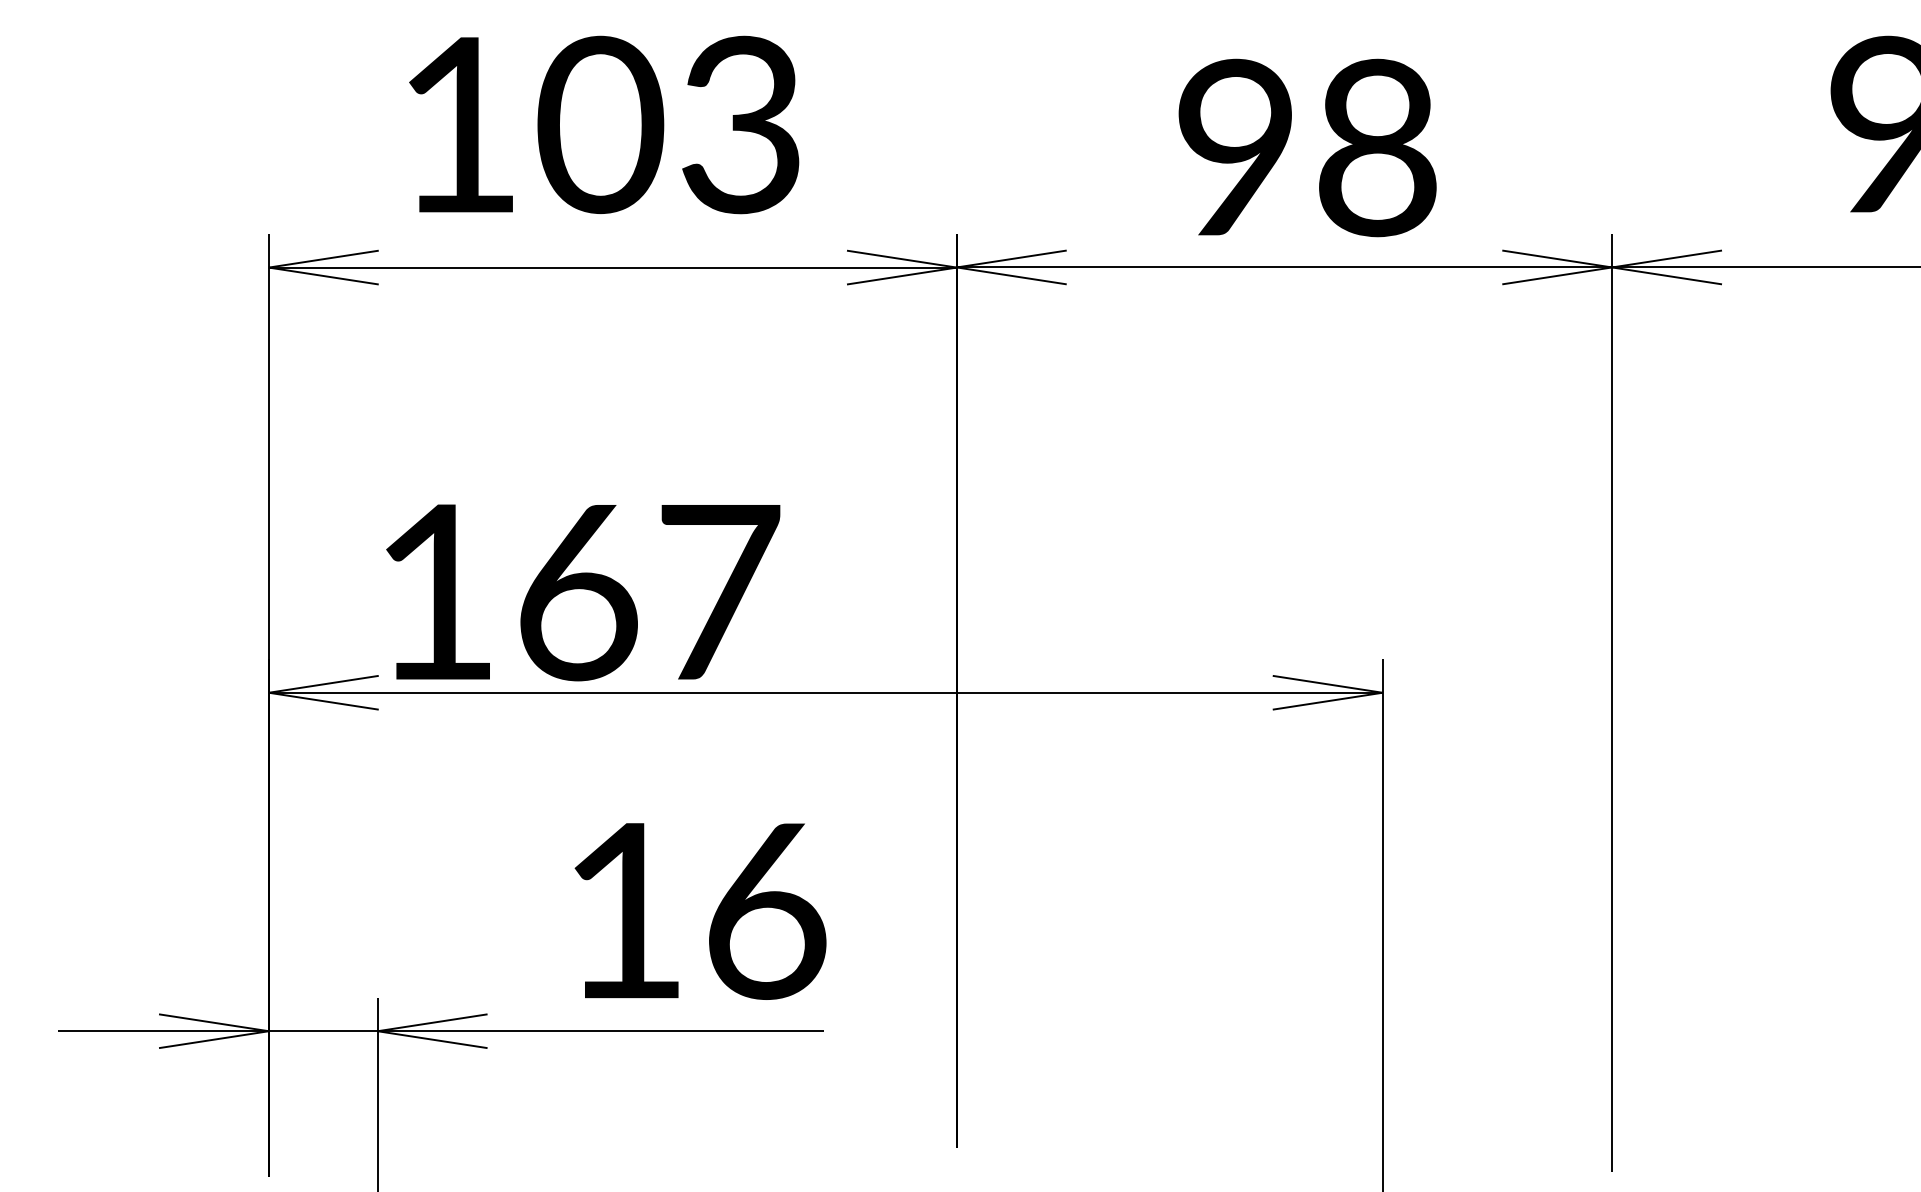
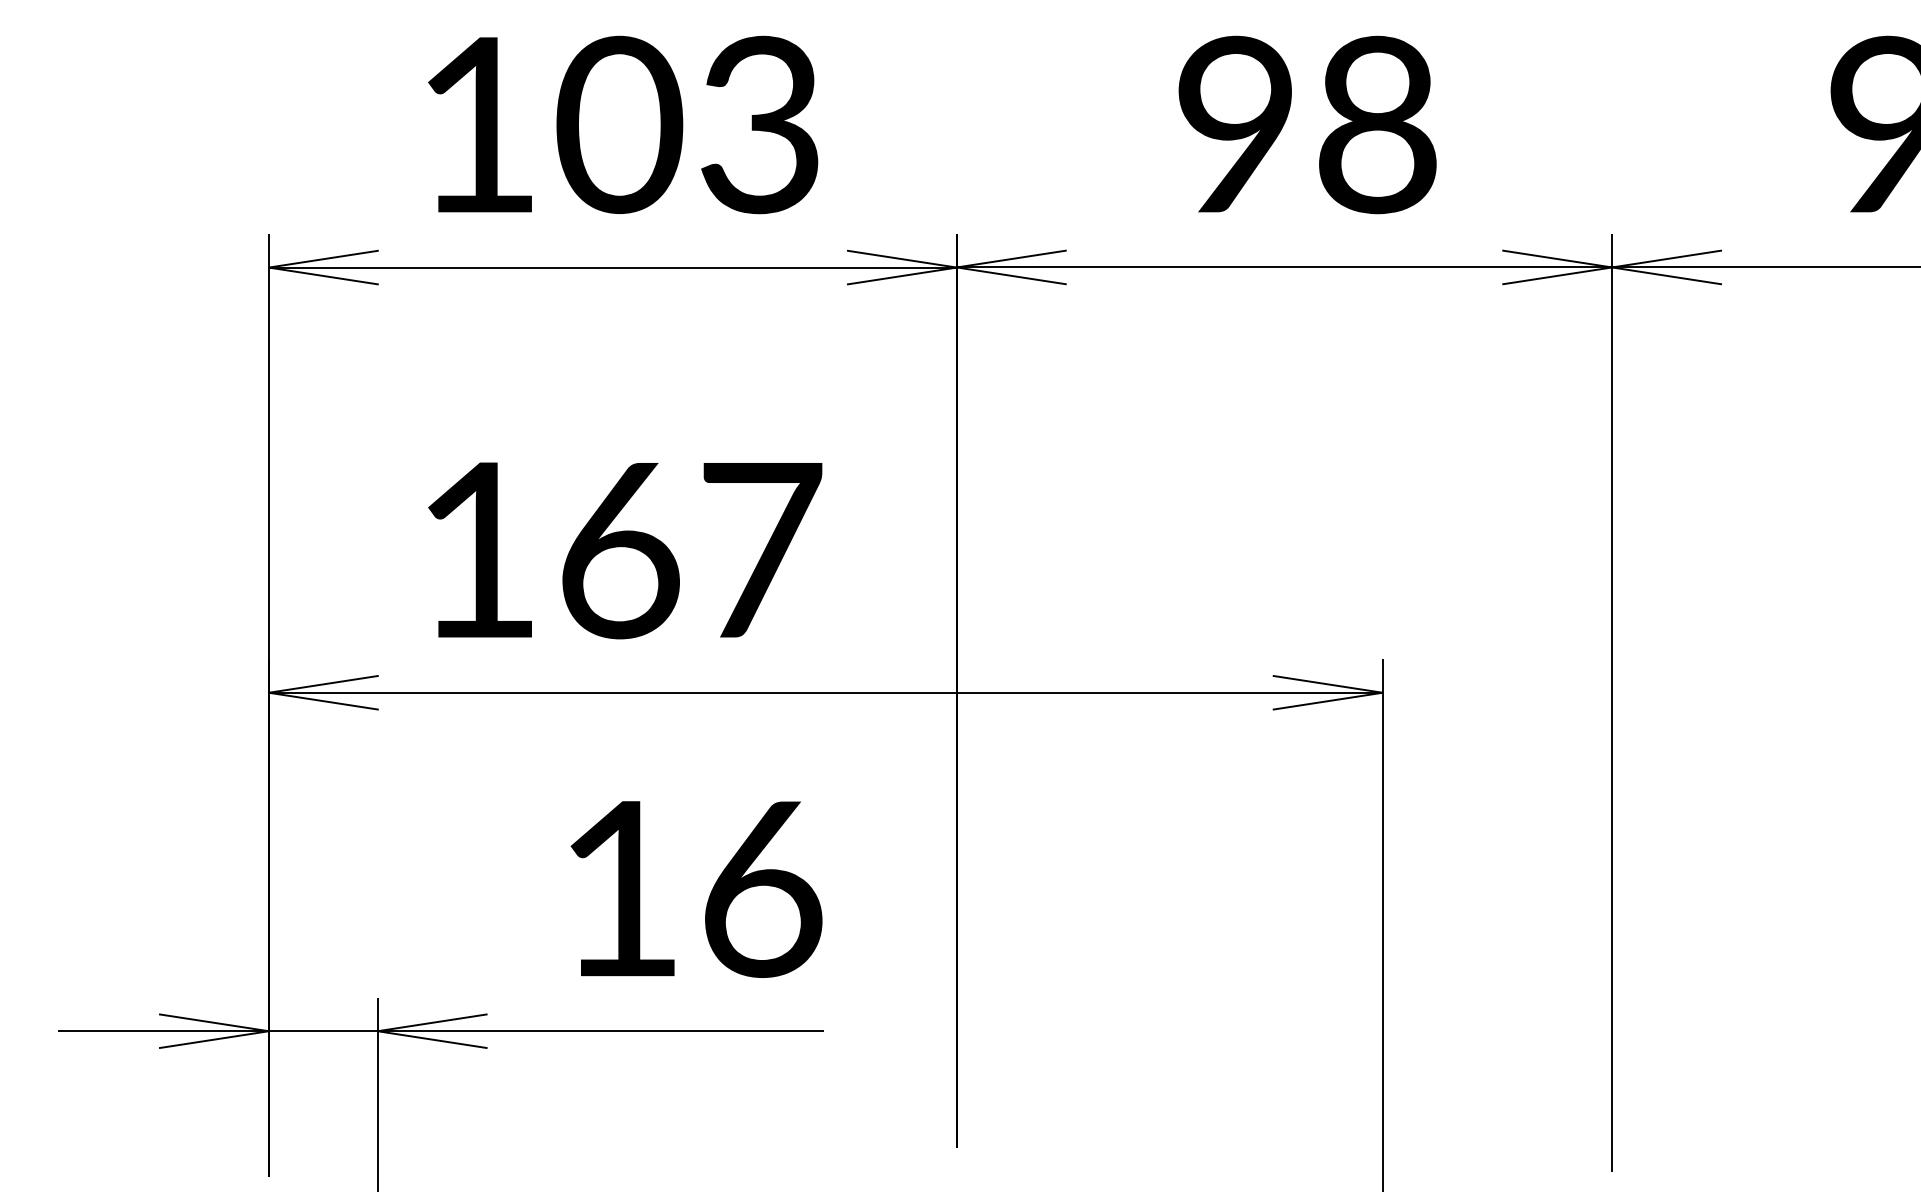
text position: (604, 124) -> (623, 124) (623, 124)
text position: (1307, 147) -> (1307, 124) (1307, 124)
text position: (583, 592) -> (625, 550) (625, 550)
text position: (700, 911) -> (696, 889) (696, 889)
